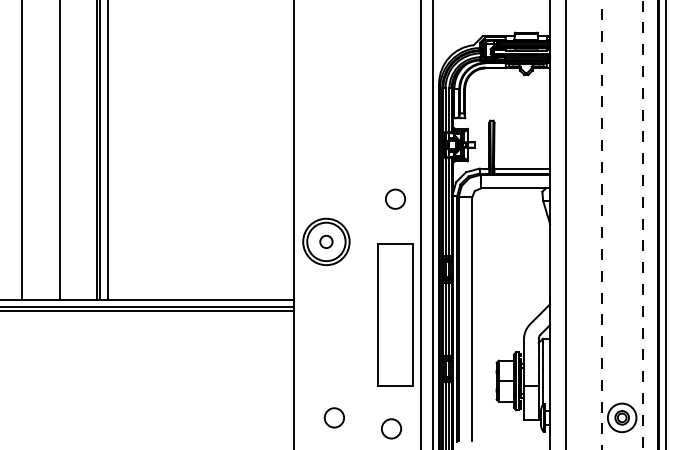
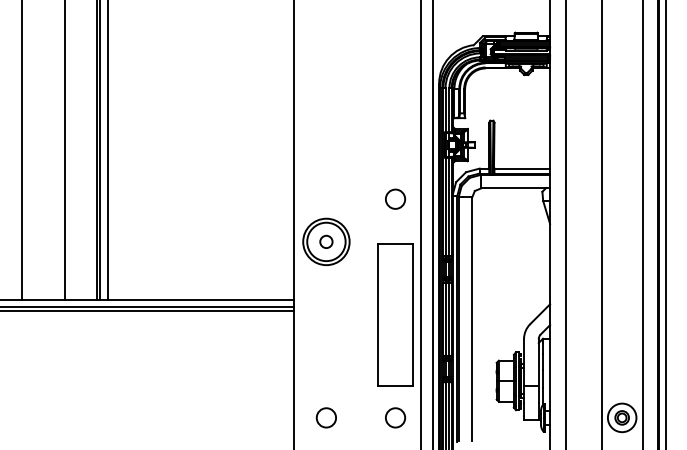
line position: (60, 151) -> (65, 151) (65, 151)
line: dashed -> solid (602, 225)
line: dashed -> solid (642, 225)
circle position: (333, 417) -> (325, 417) (325, 417)
circle position: (391, 428) -> (395, 417) (395, 417)
